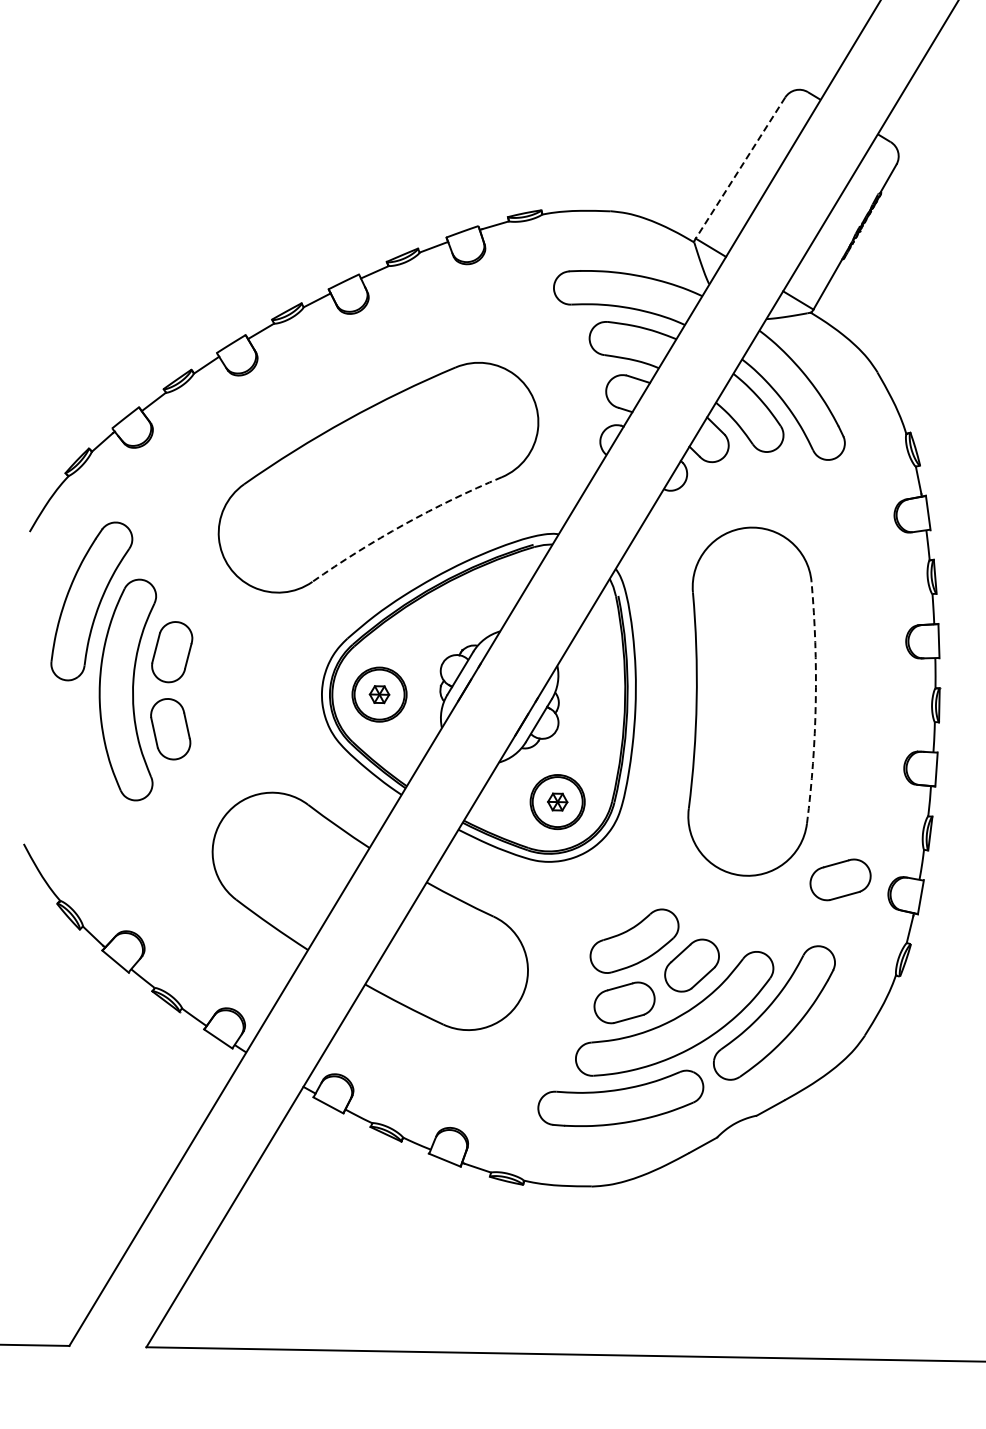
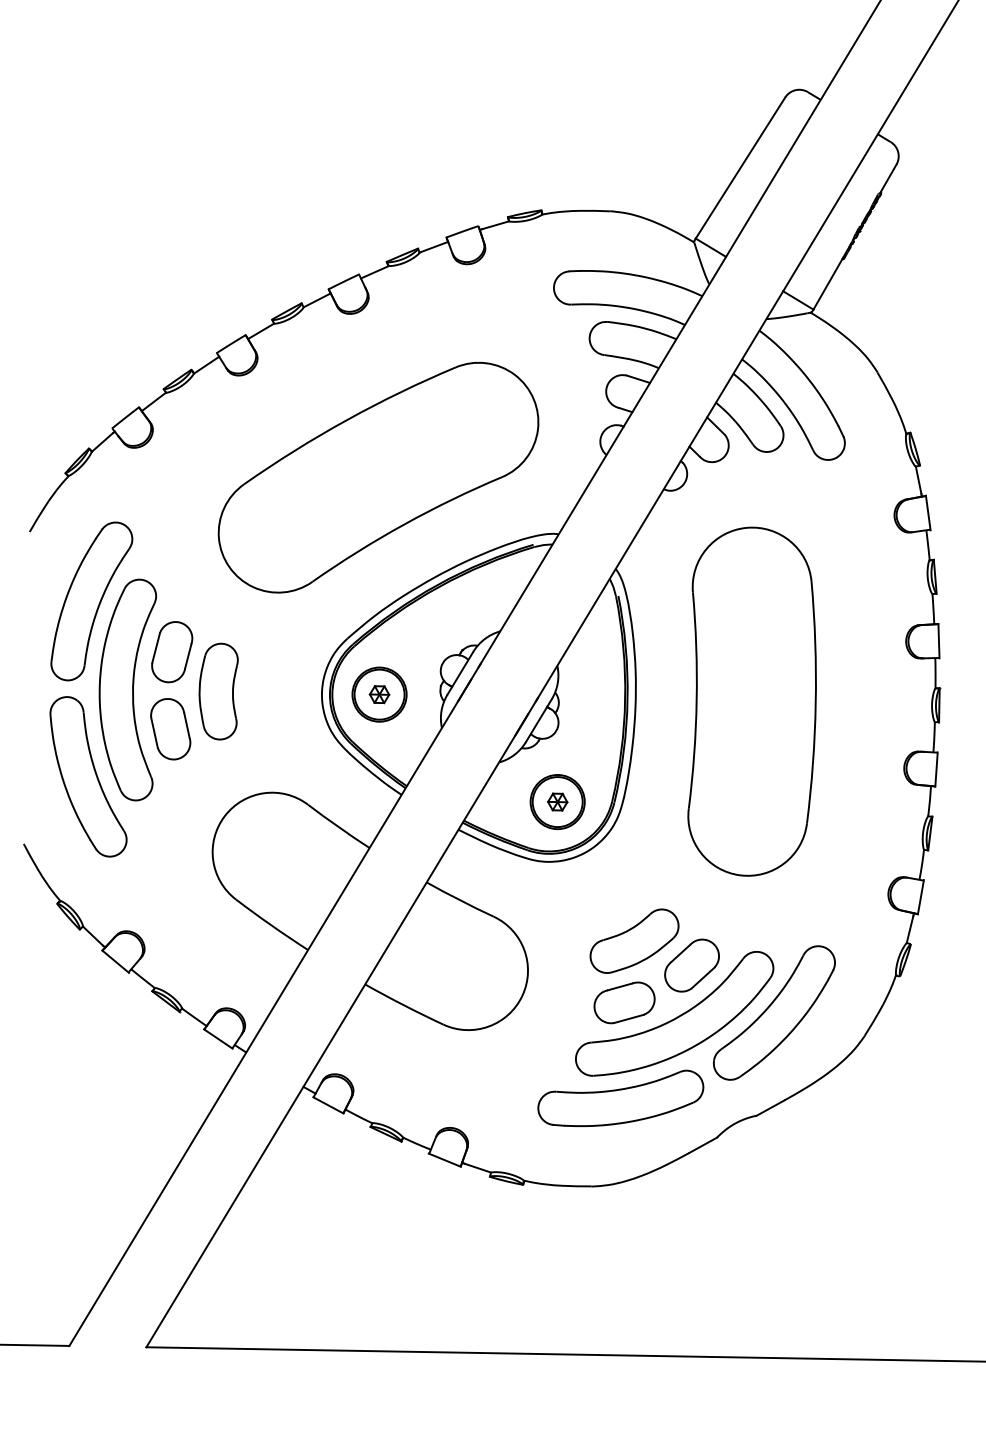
line: dashed -> solid (740, 168)
arc: dashed -> solid (404, 524)
part: none -> present (218, 691)
arc: dashed -> solid (815, 702)
part: none -> present (88, 776)
part: present -> none (840, 879)
